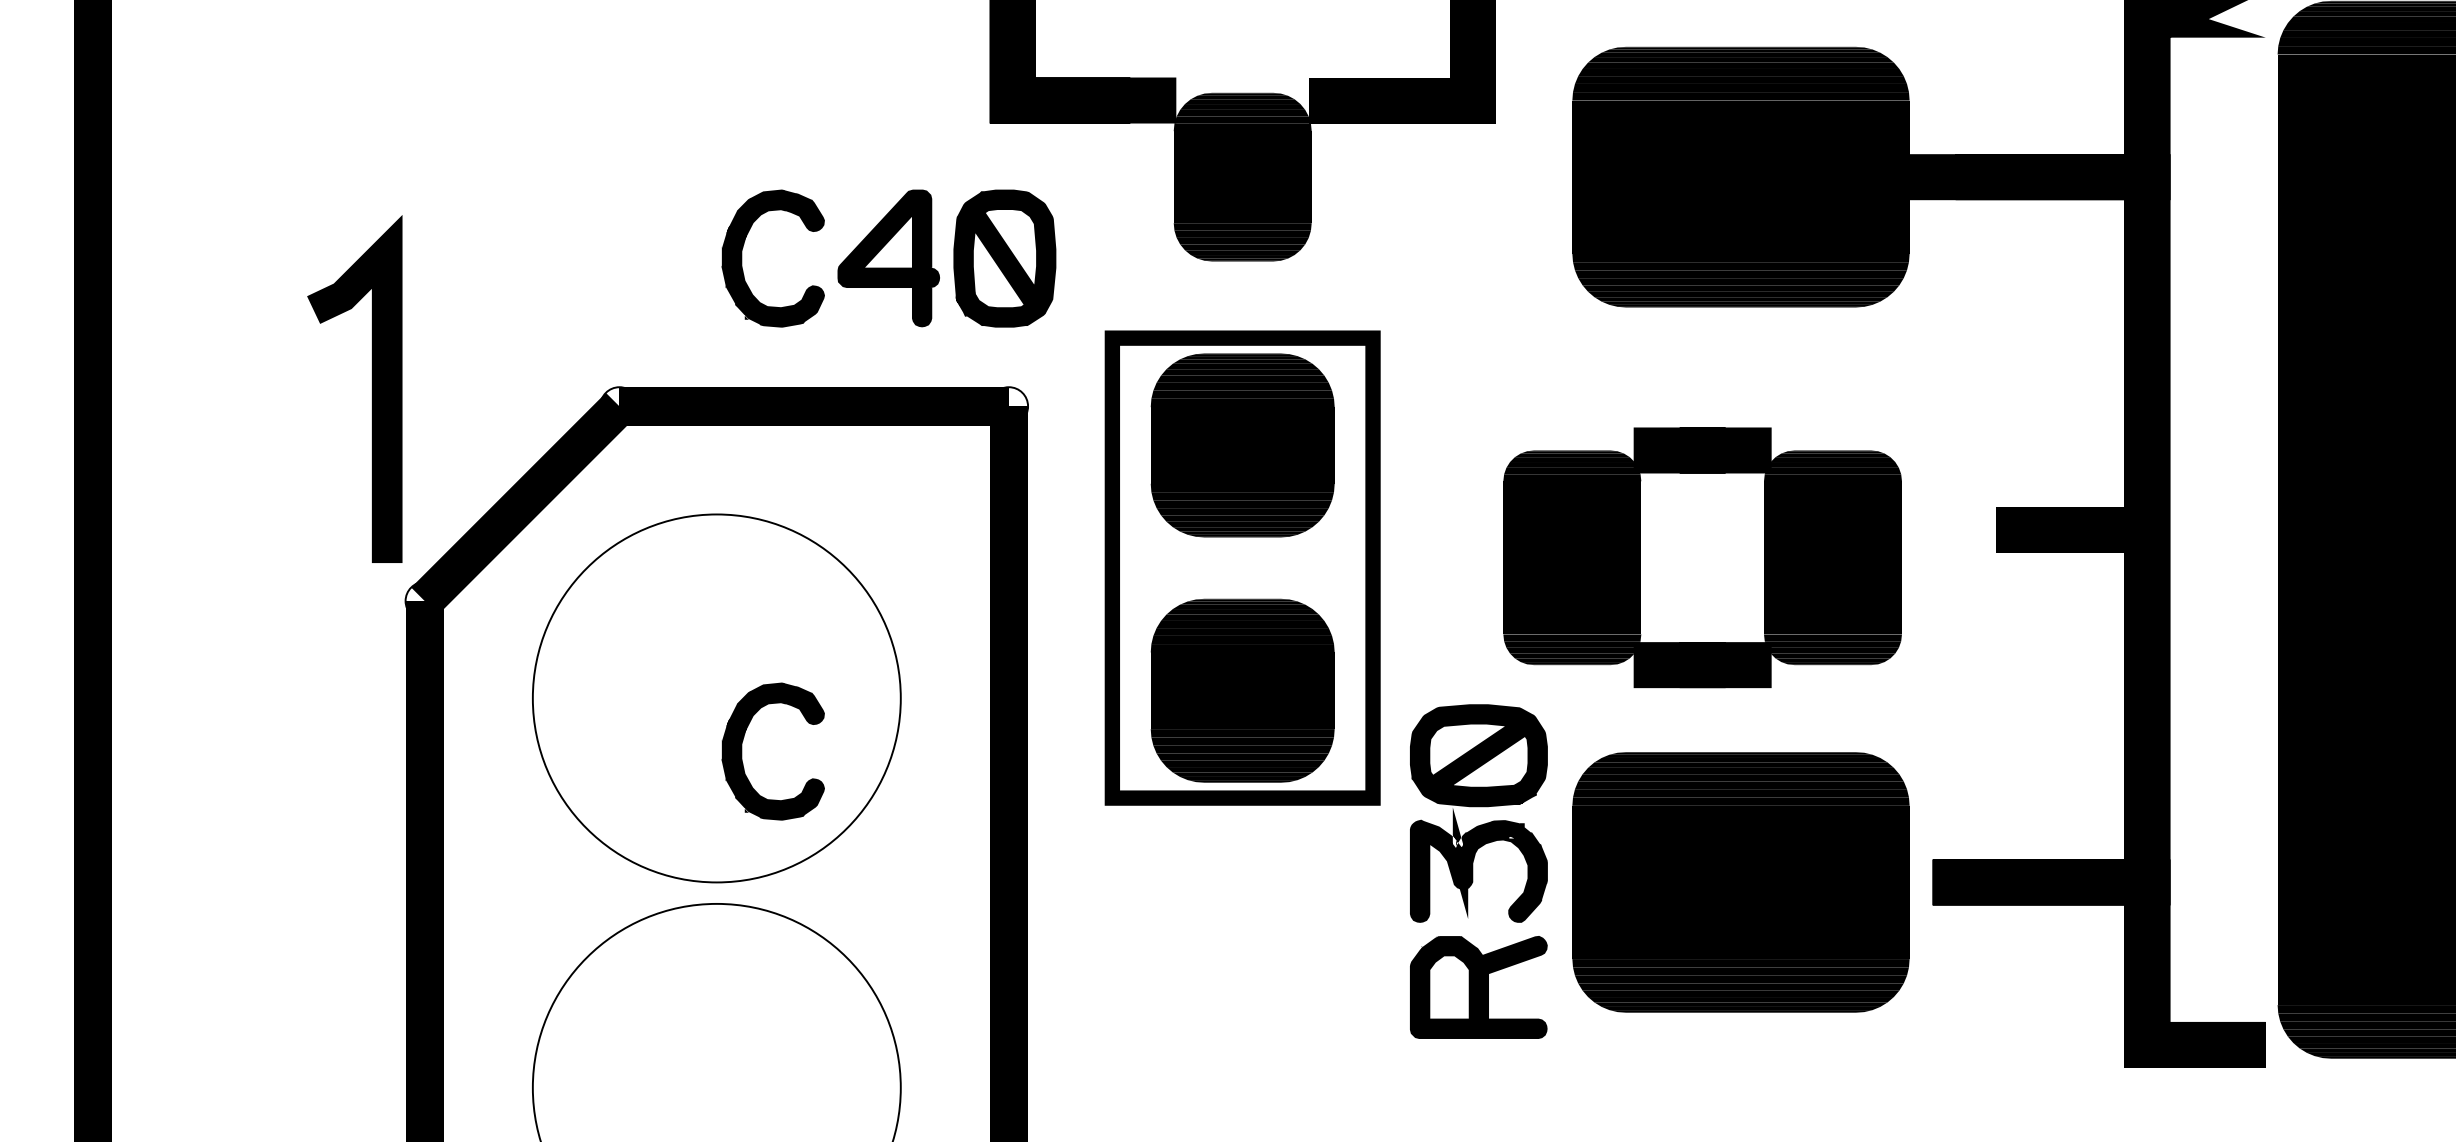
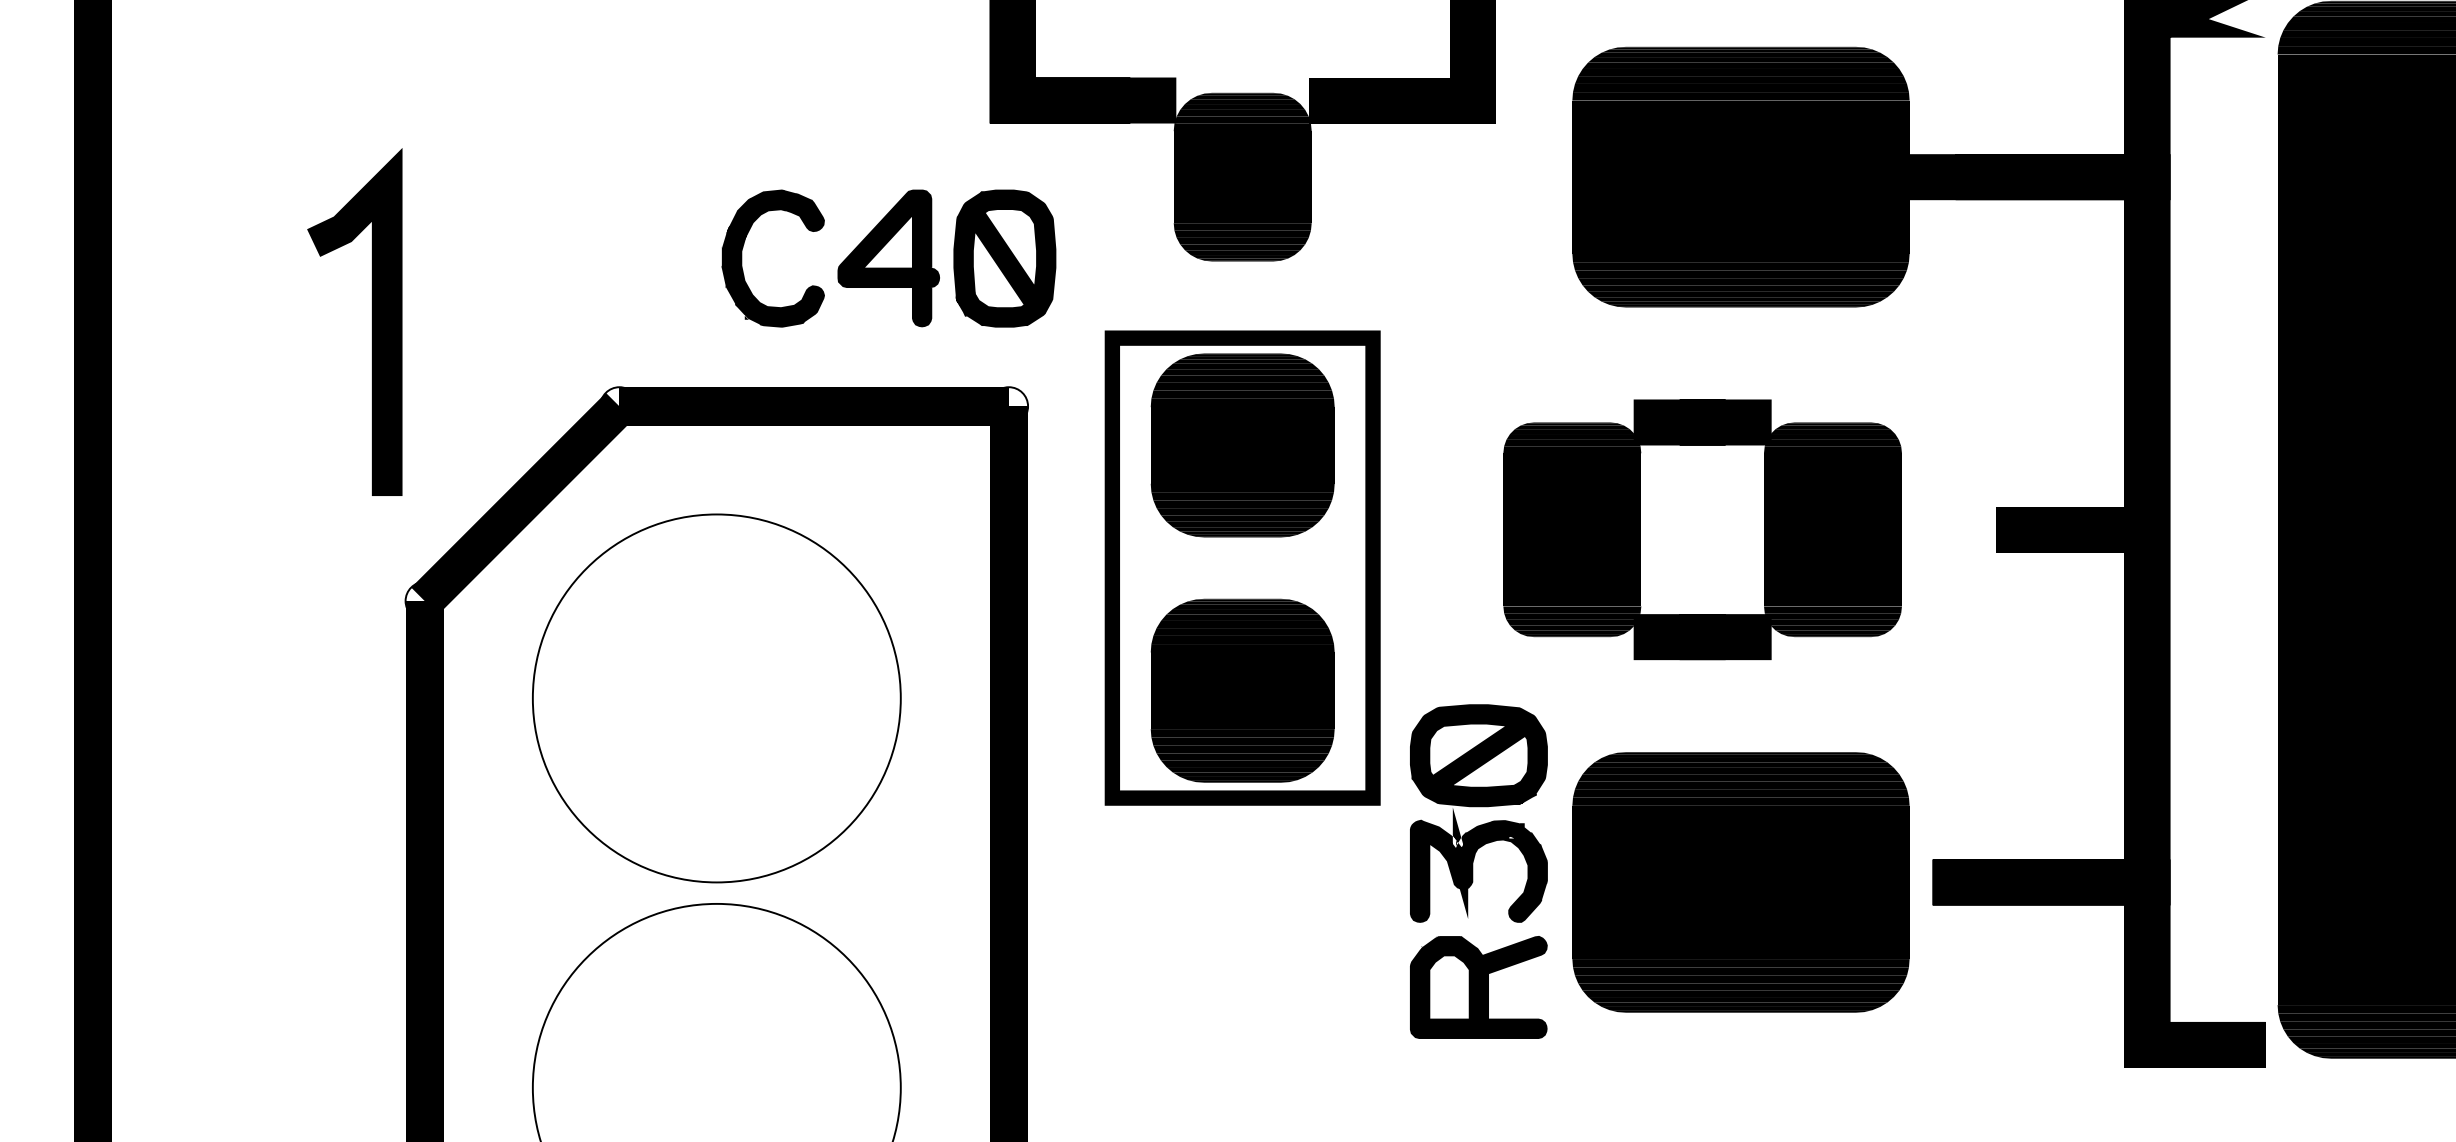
line position: (372, 388) -> (372, 321) (372, 321)
part position: (1702, 557) -> (1702, 529) (1702, 529)
part: present -> none (742, 751)
